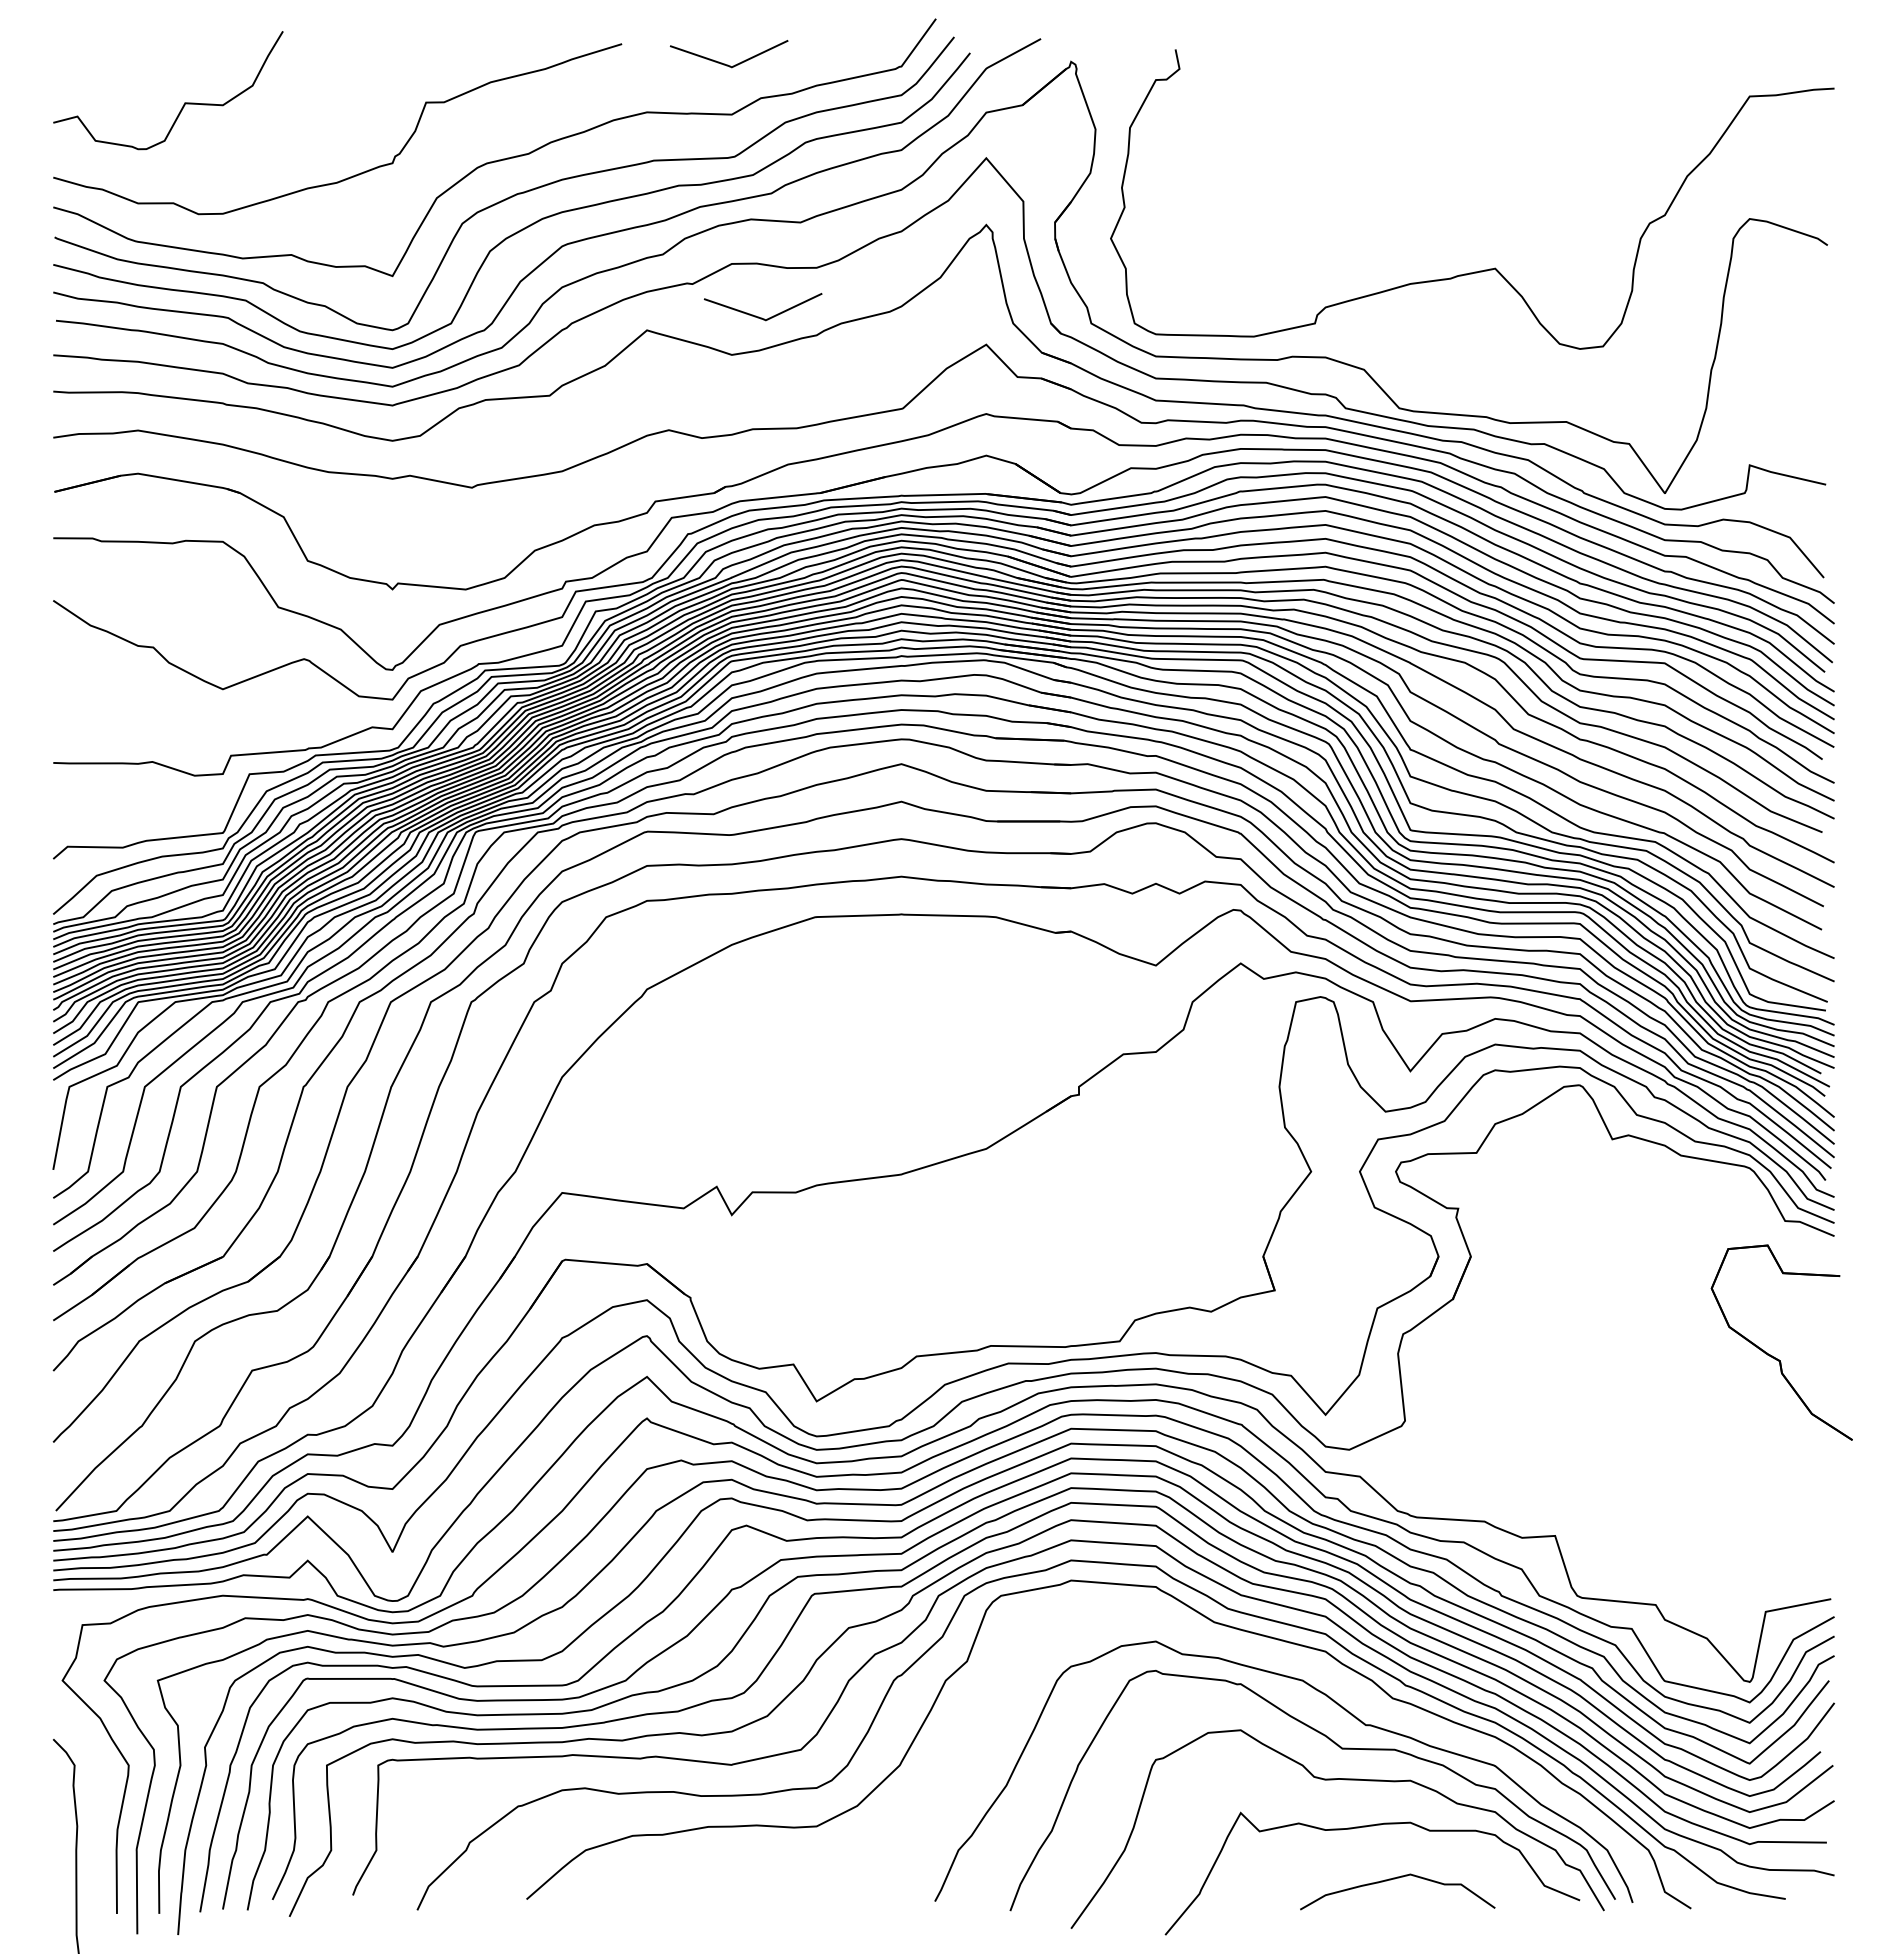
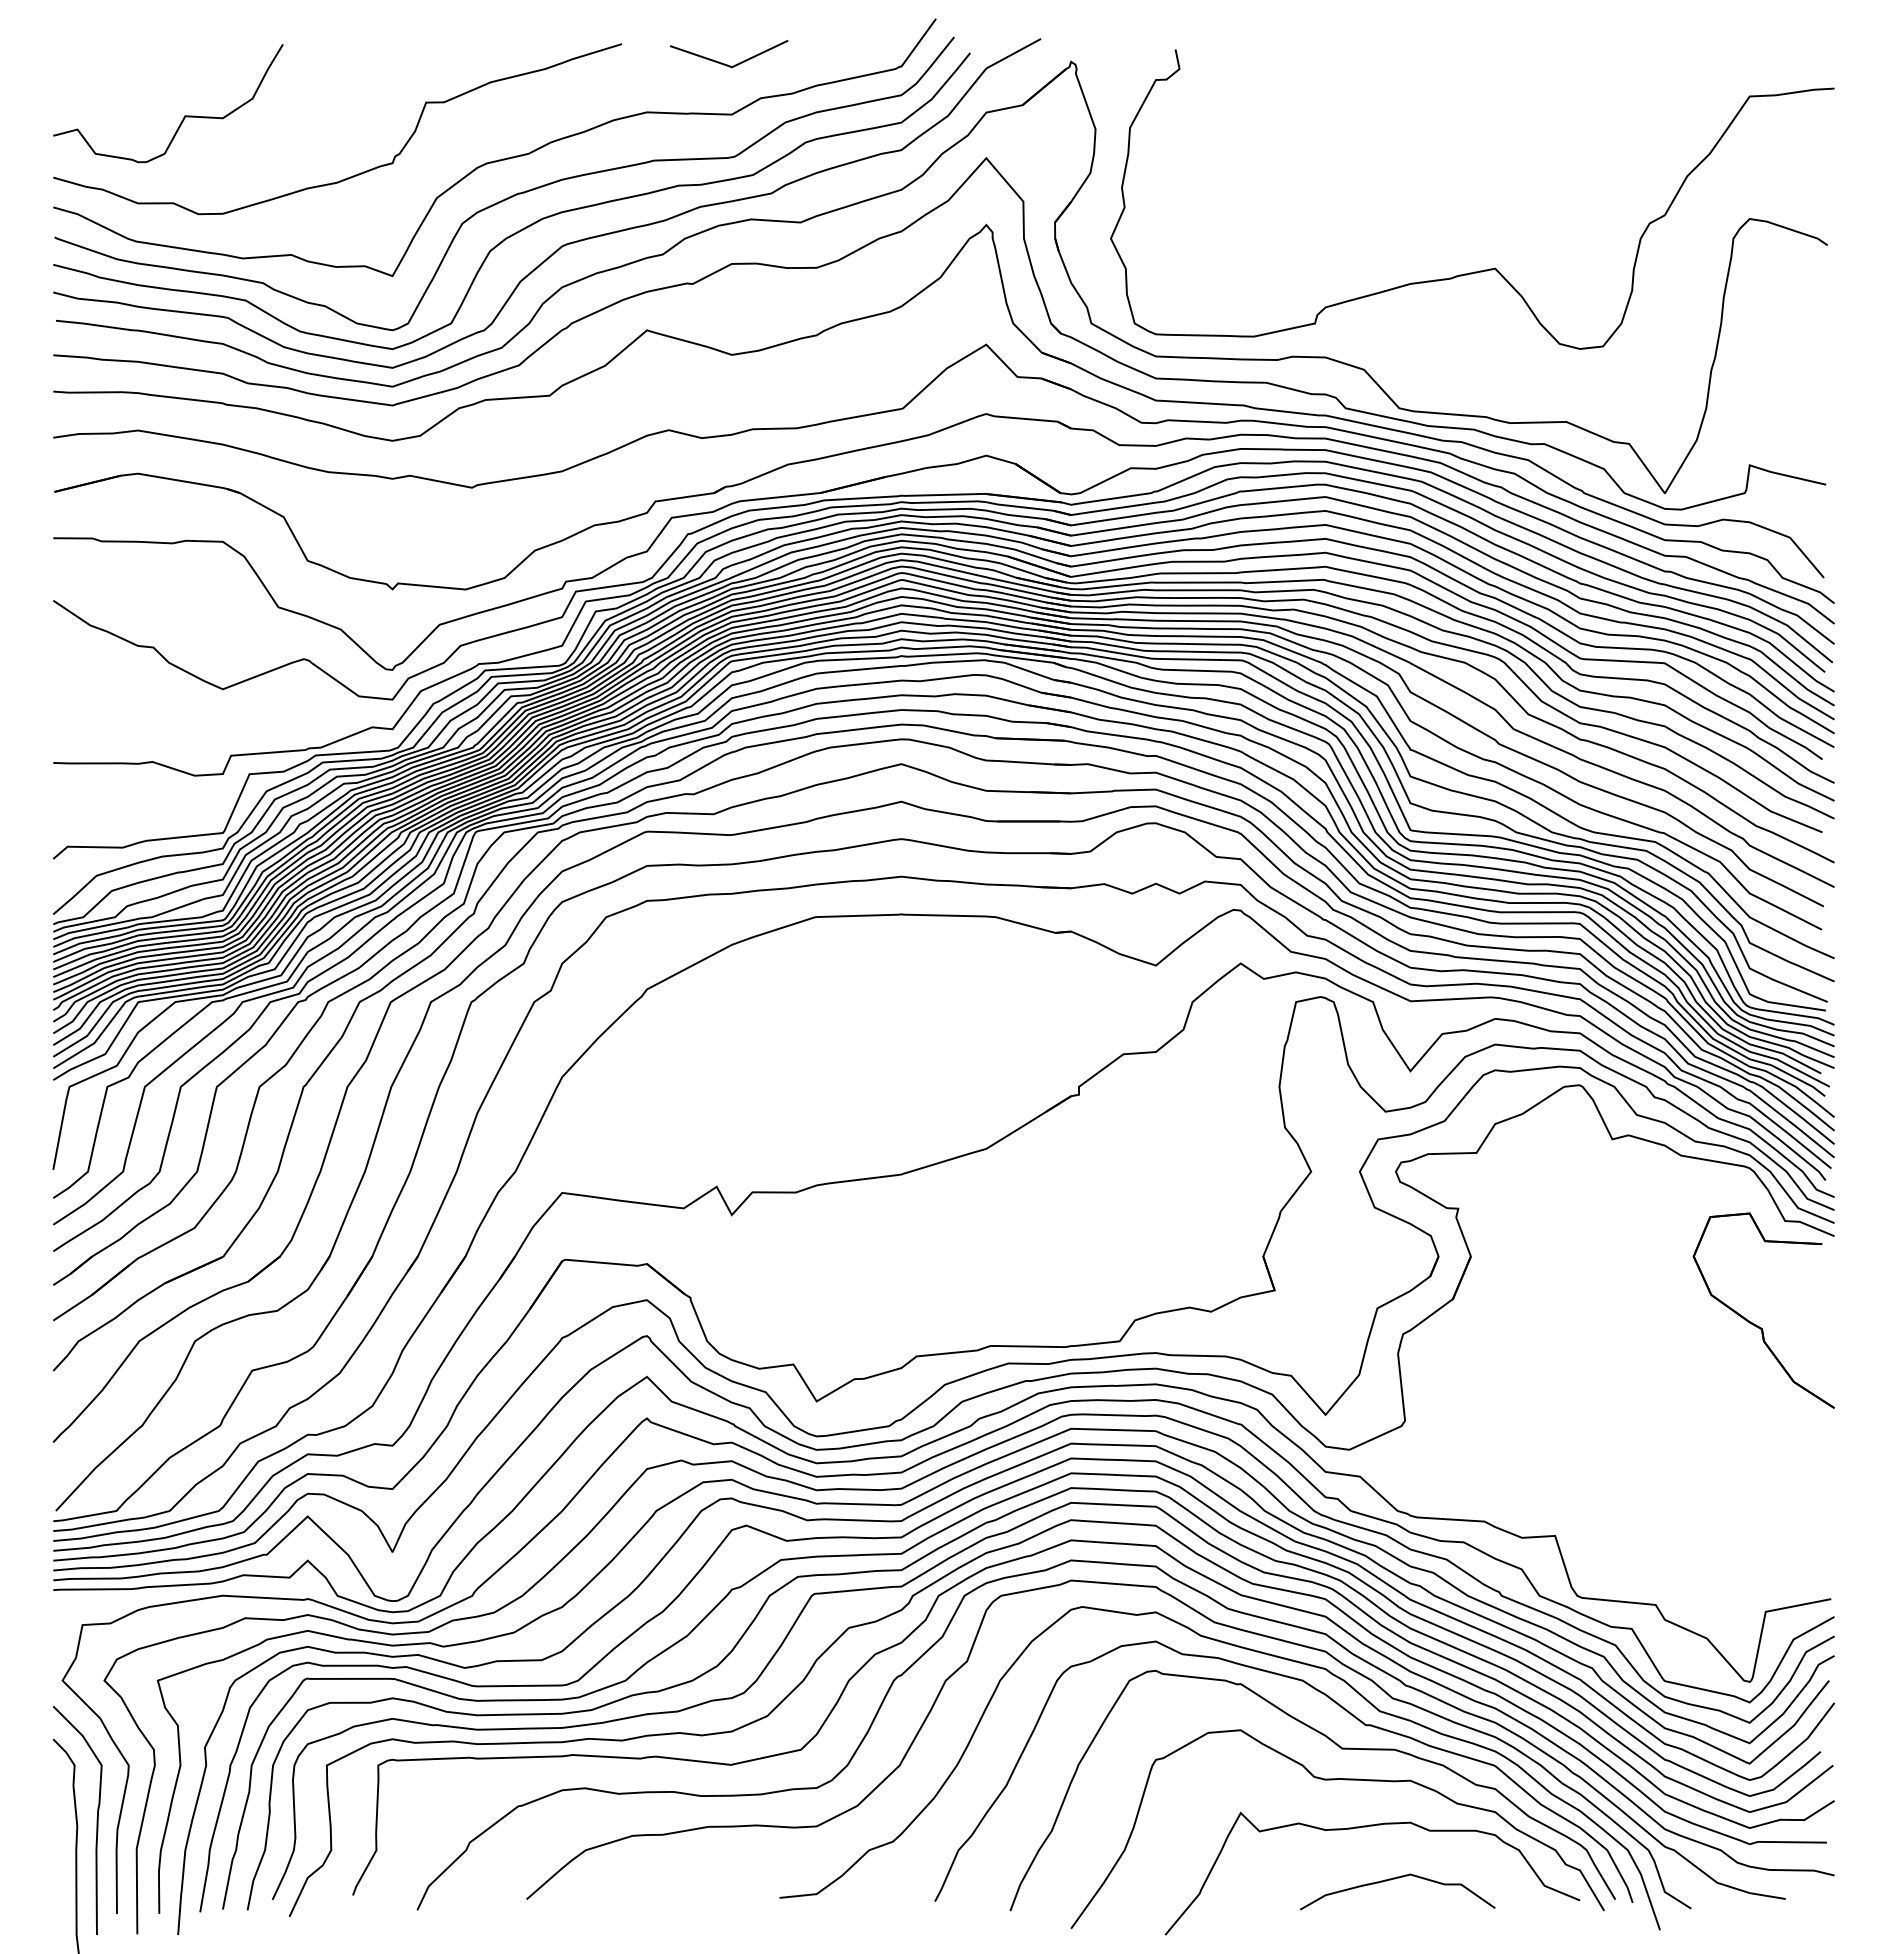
curve position: (184, 102) -> (184, 115) (184, 115)
line: present -> none (759, 316)
part position: (1774, 1356) -> (1756, 1324) (1756, 1324)
curve: none -> present (1248, 1650)
curve: none -> present (96, 1820)
